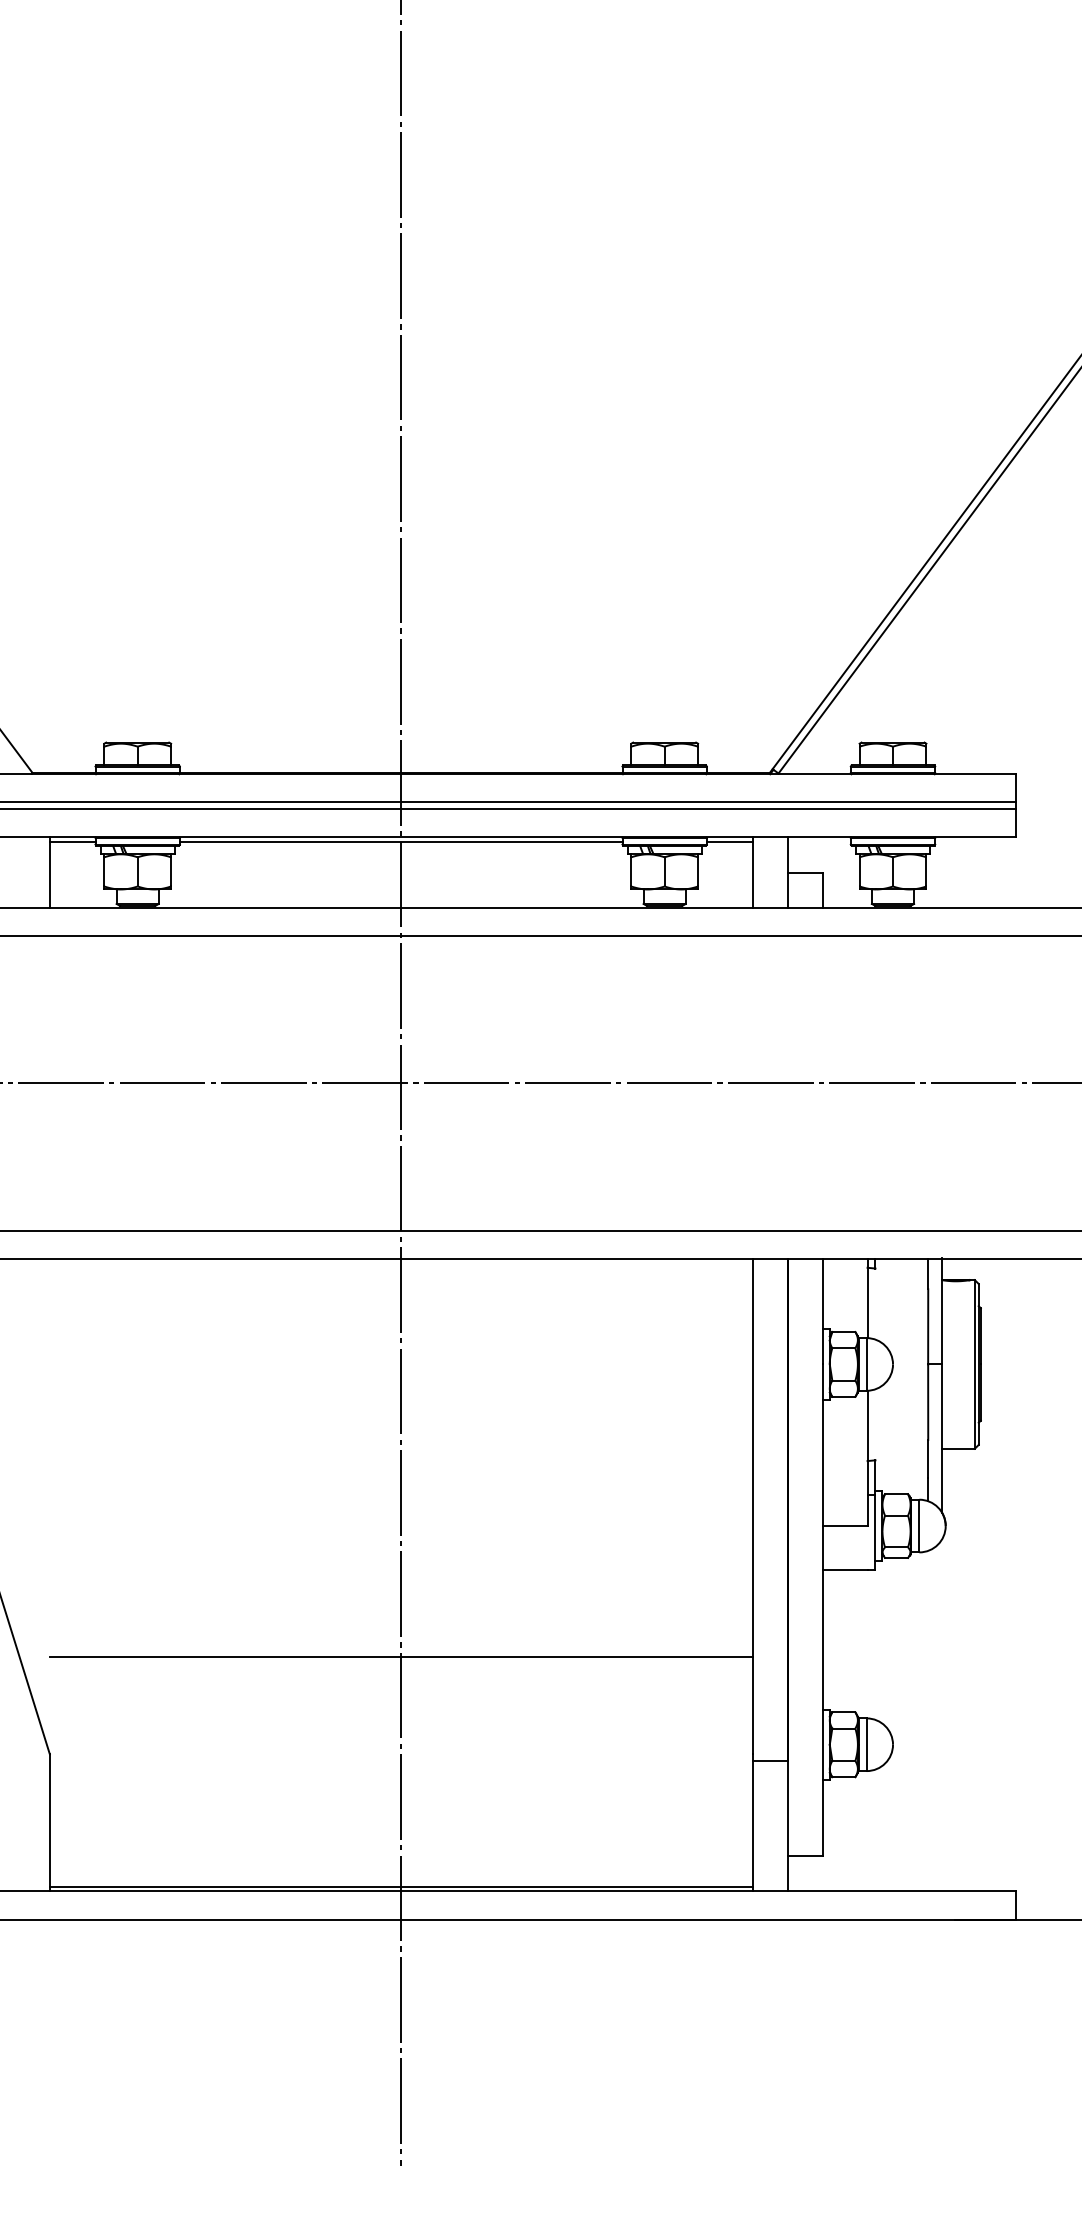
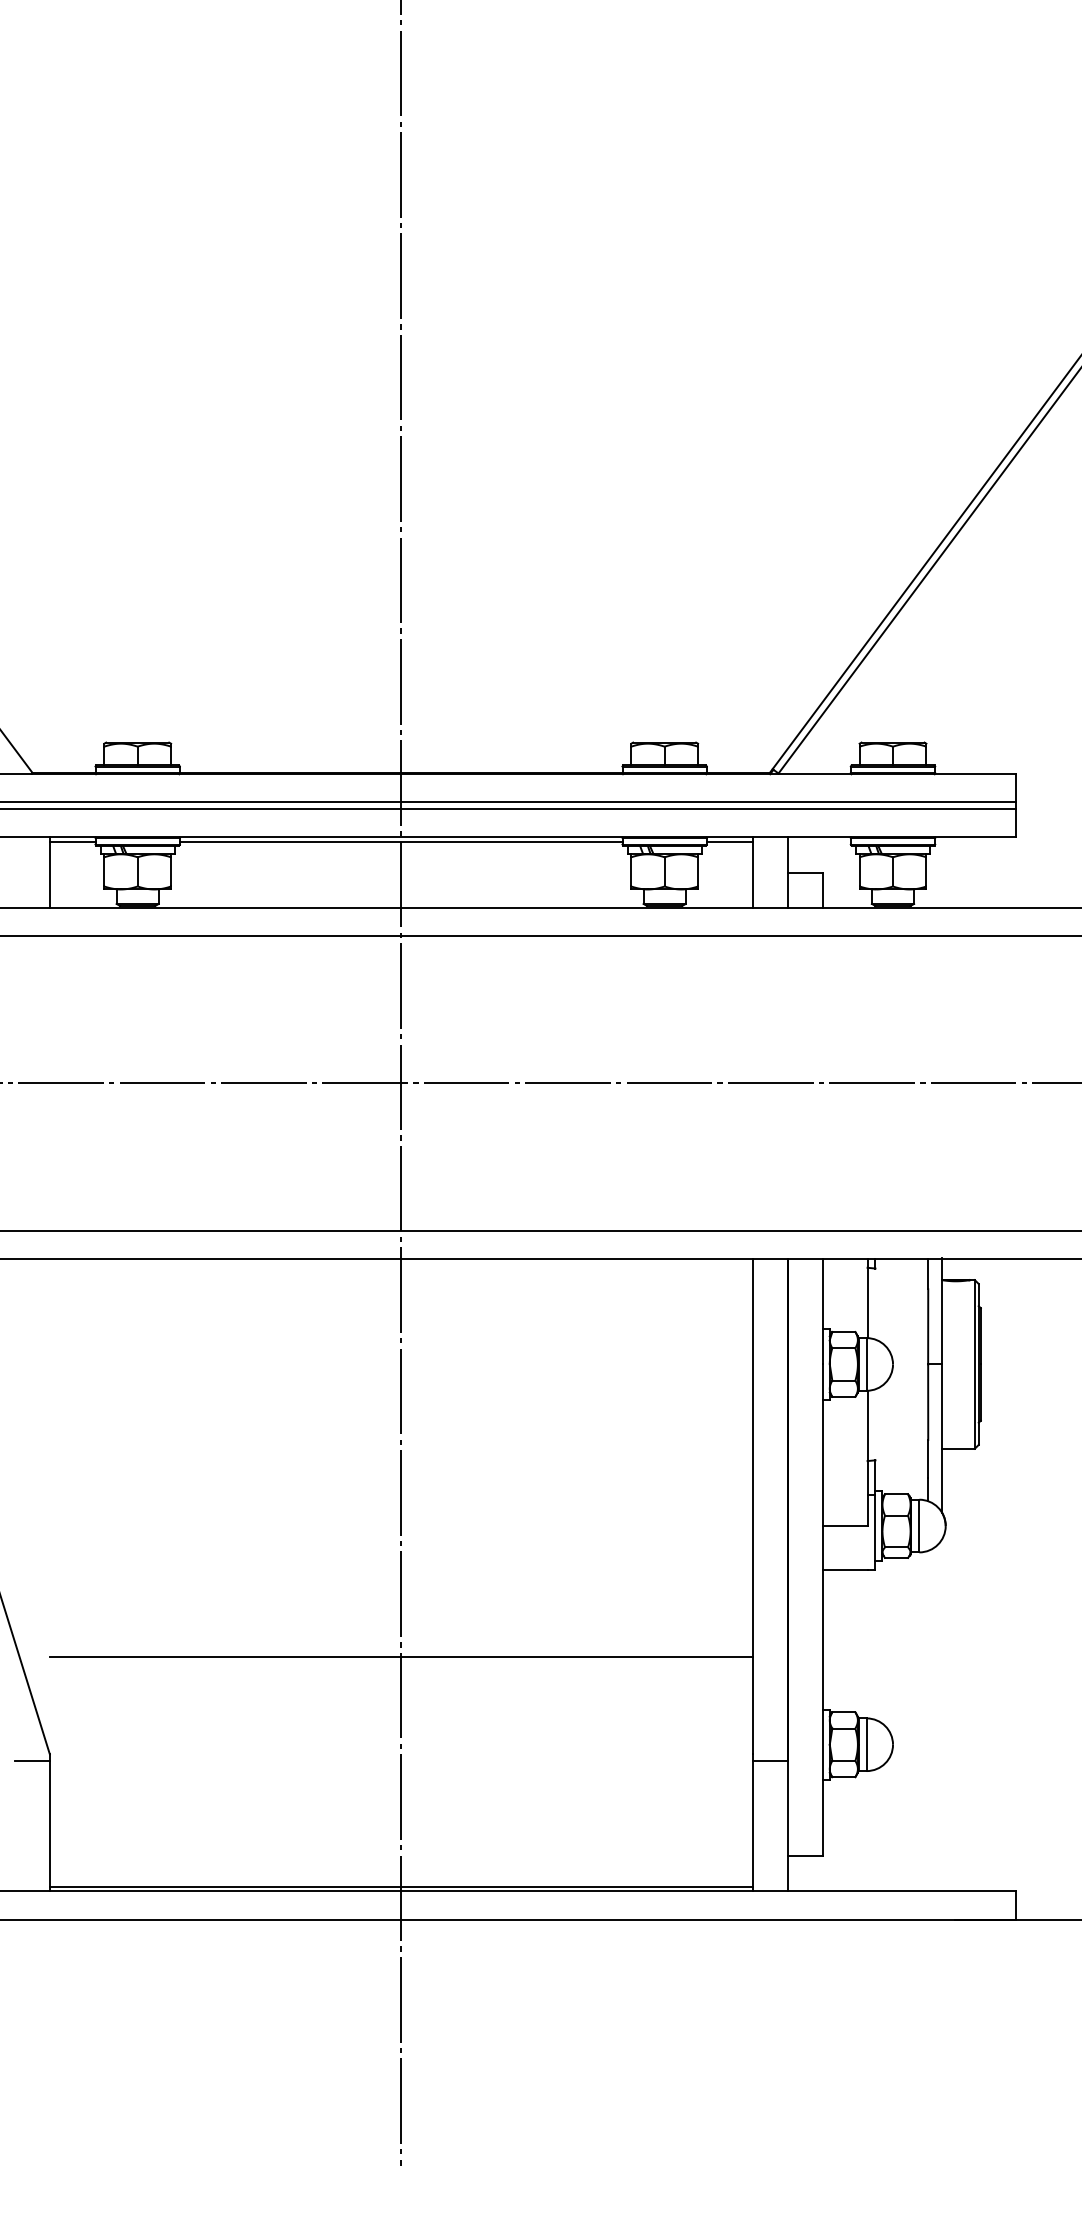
line: none -> present (31, 1760)
